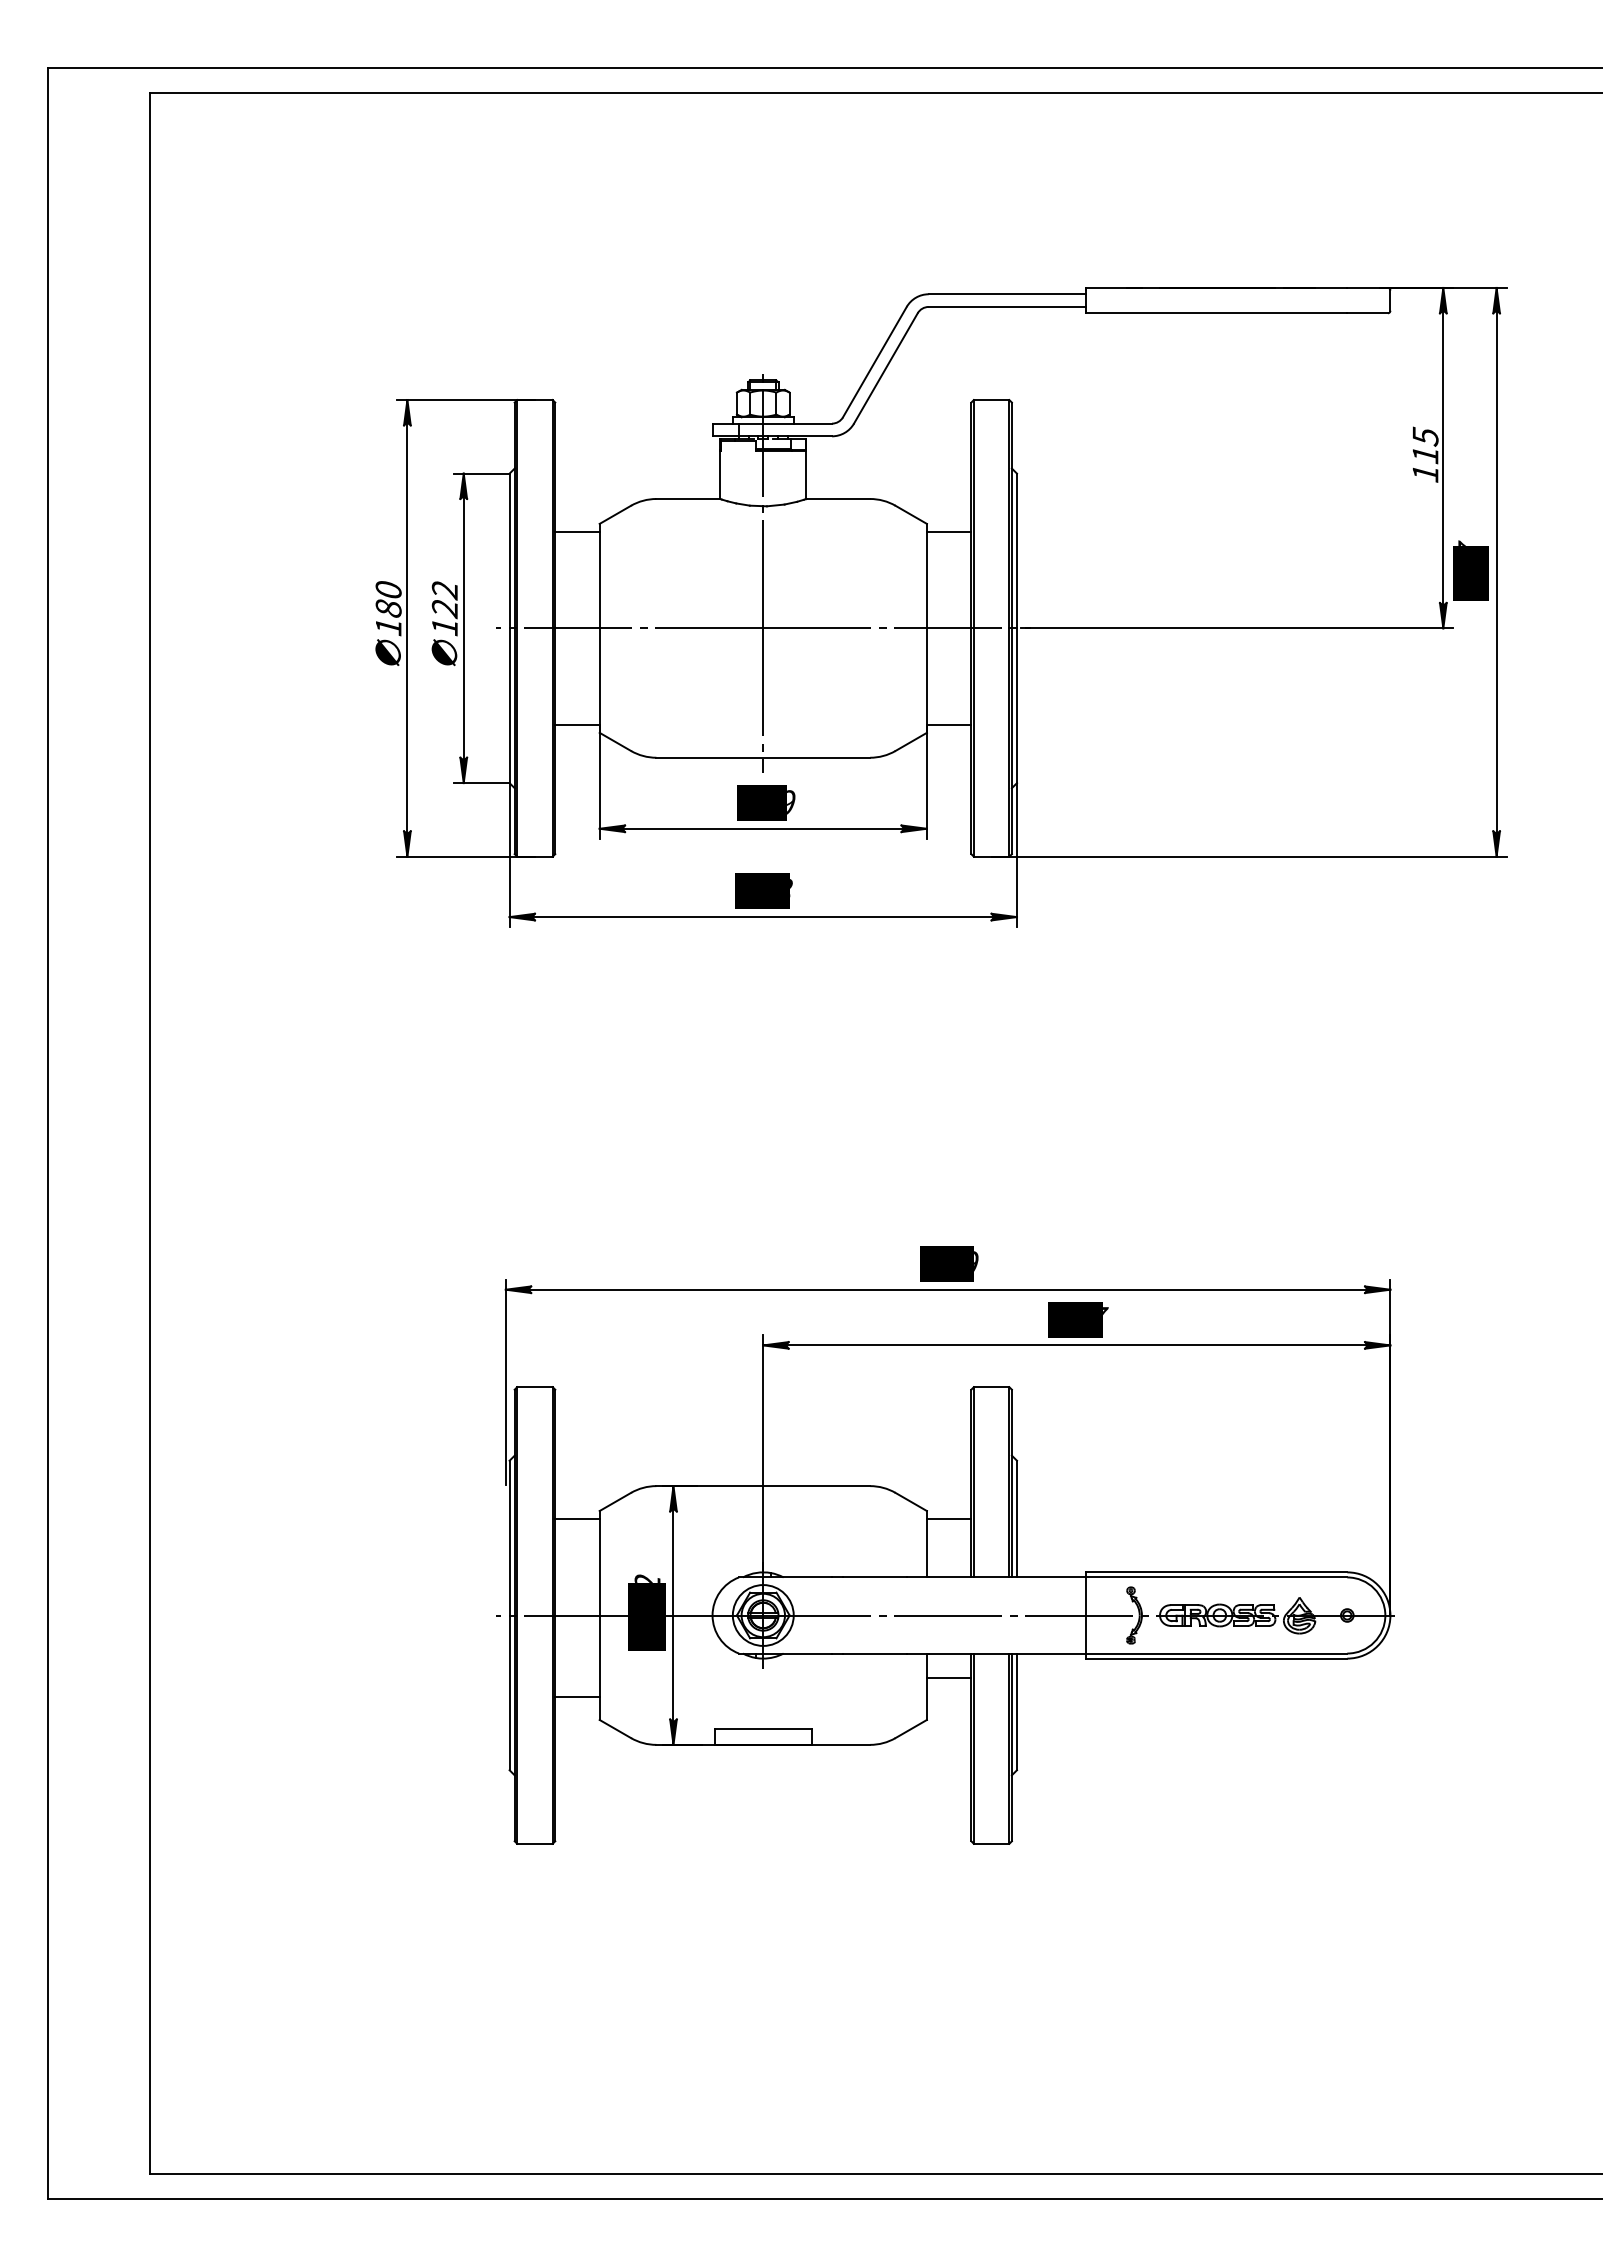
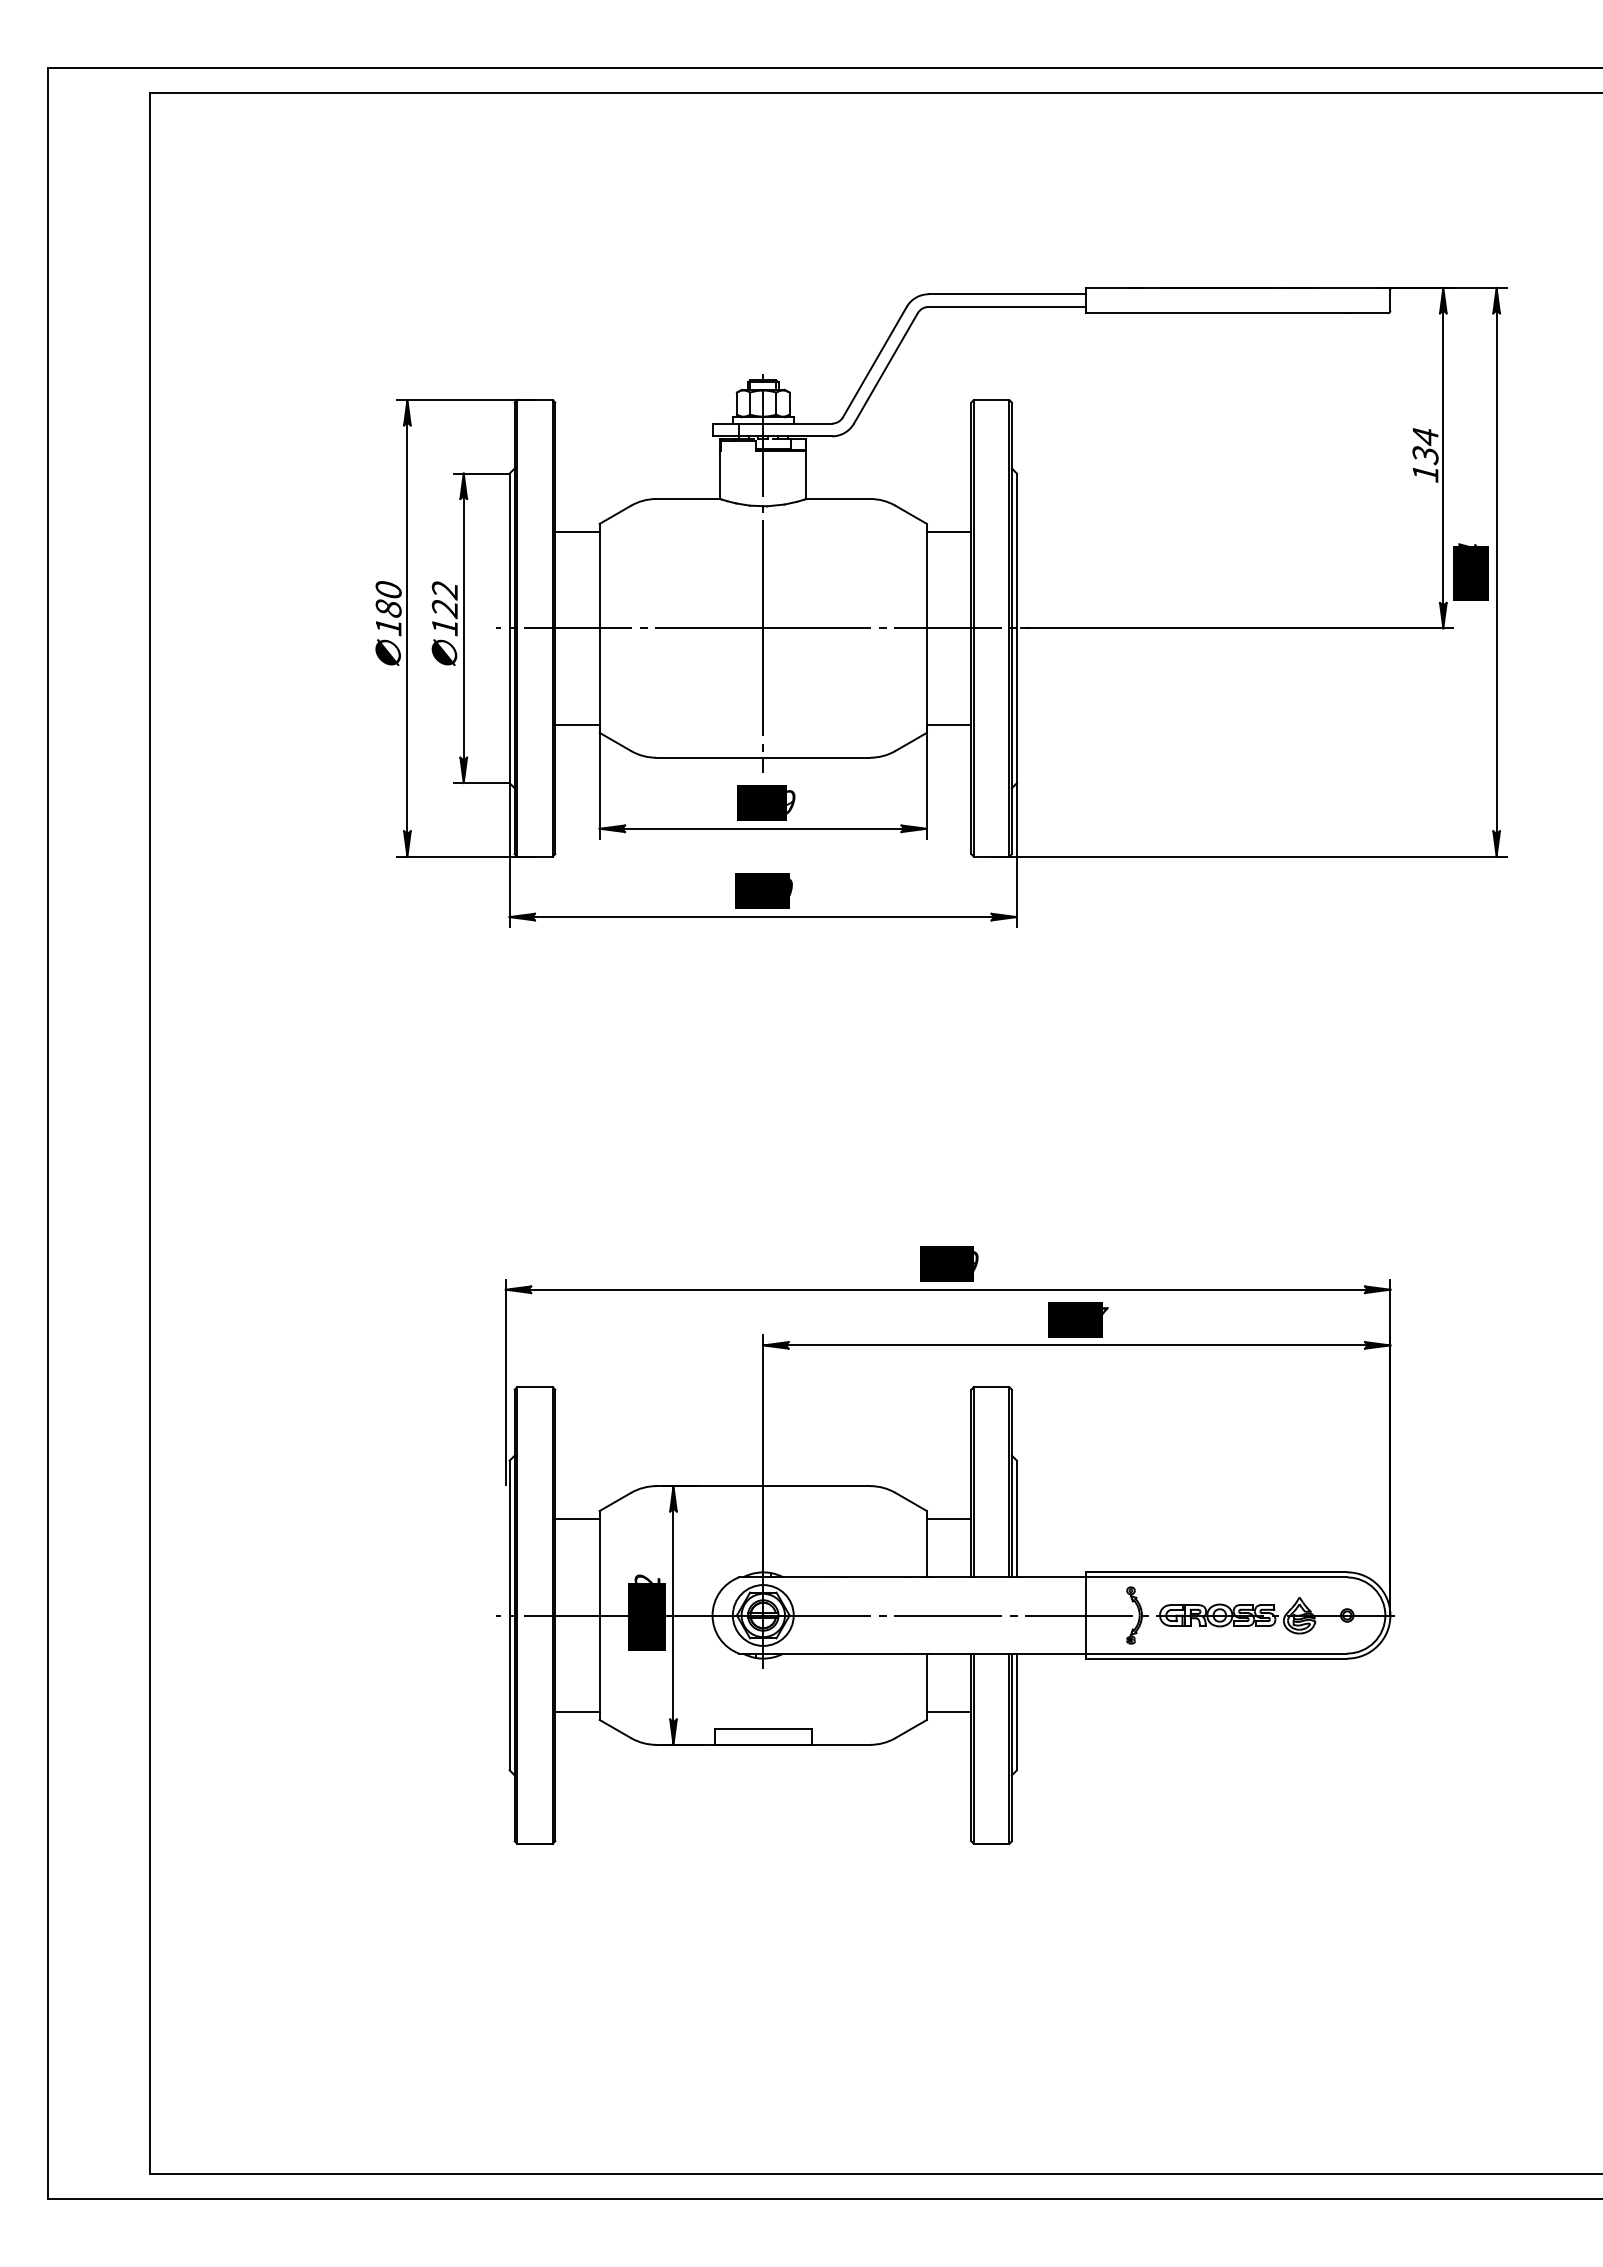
text: 115 -> 134 (1425, 445)
text: 207 -> 224 (1467, 542)
text: 203 -> 200 (791, 888)
line position: (948, 1677) -> (948, 1711) (948, 1711)
line position: (577, 1696) -> (577, 1711) (577, 1711)
